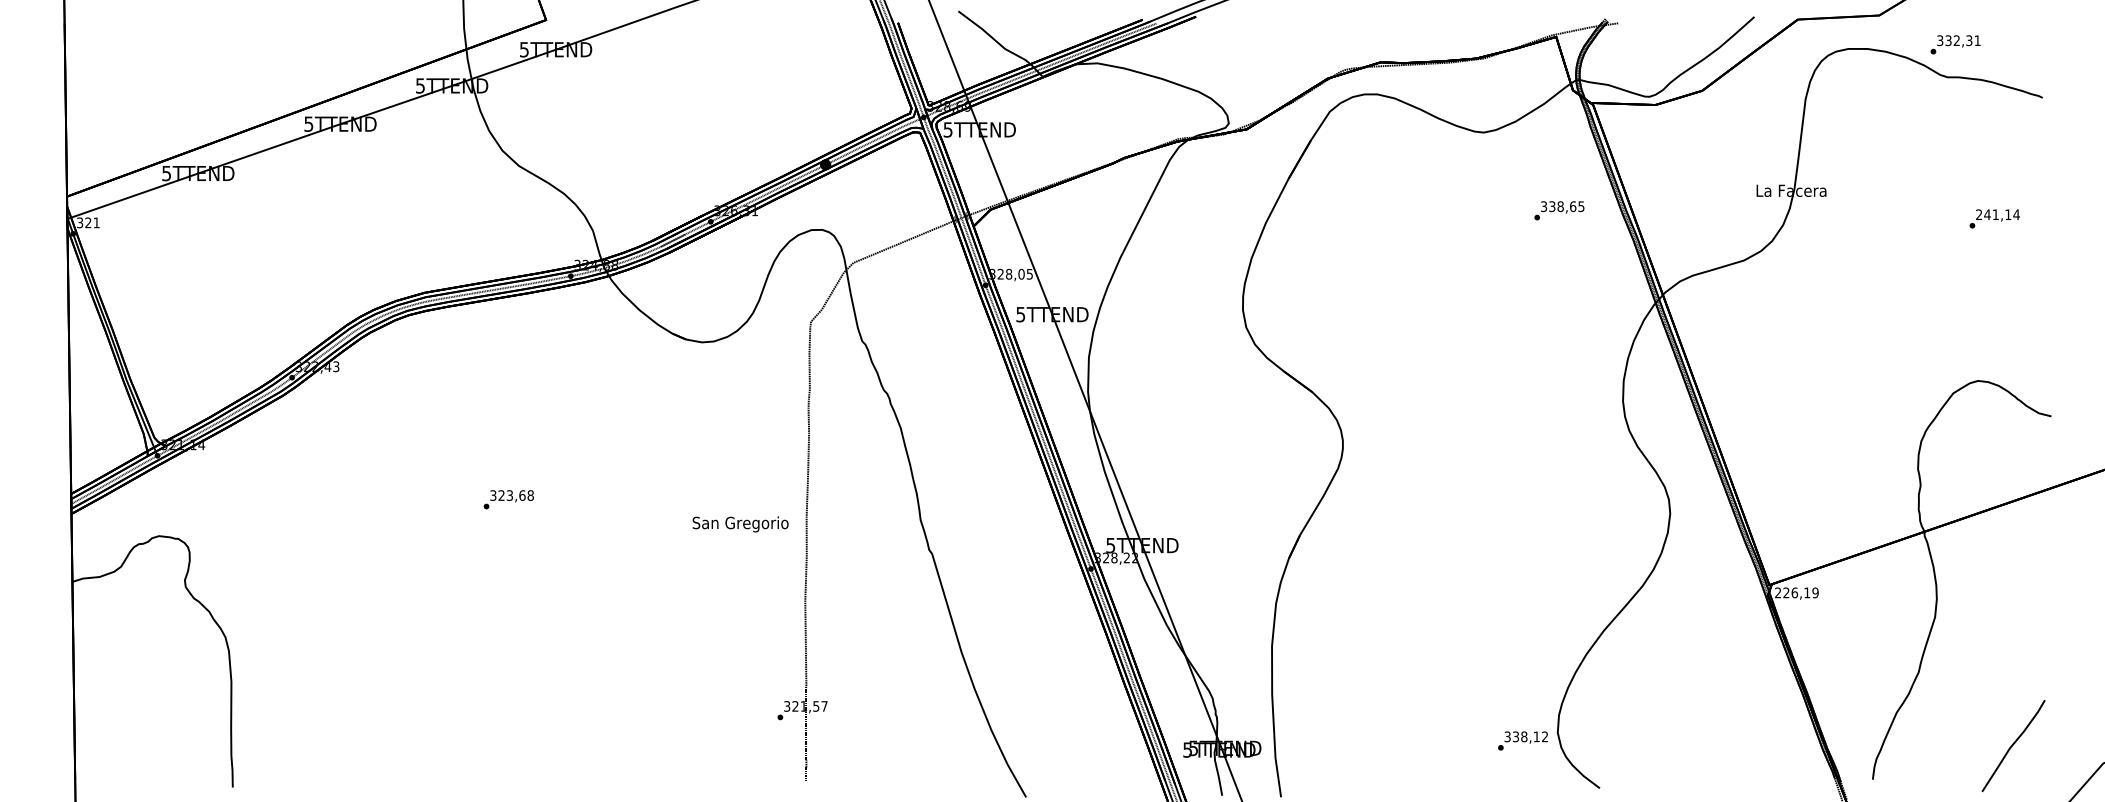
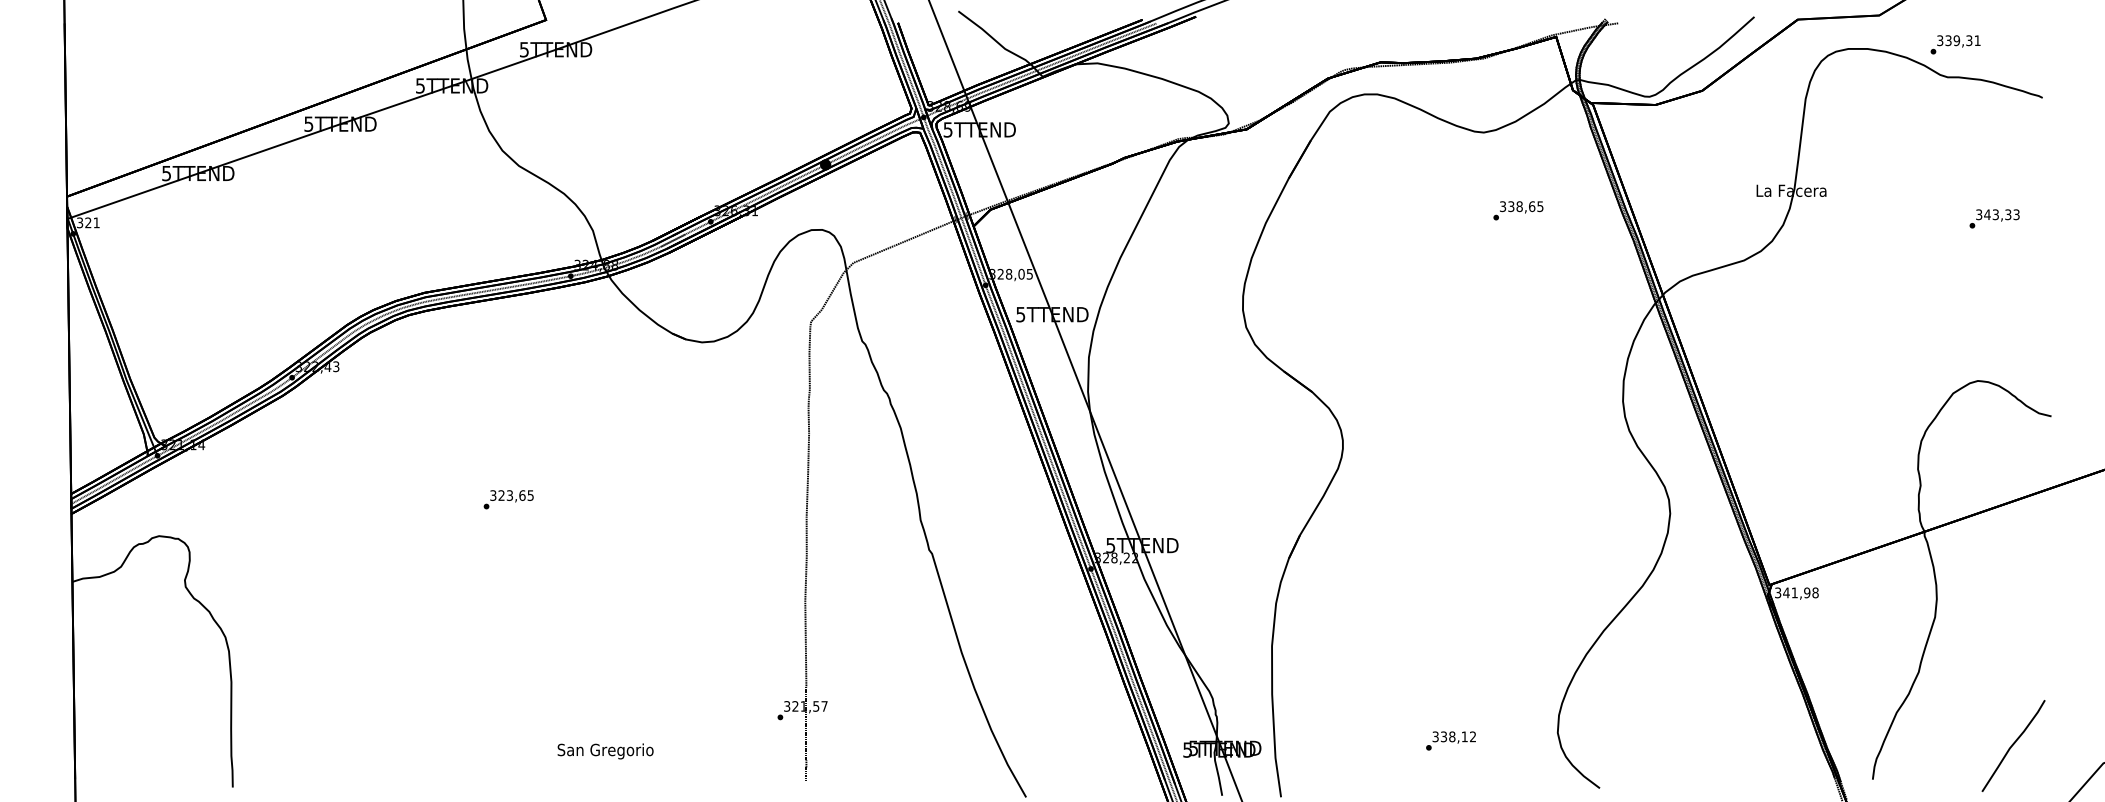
text: 332,31 -> 339,31 (1956, 40)
text position: (1559, 210) -> (1518, 210) (1518, 210)
text: 241,14 -> 343,33 (1997, 214)
text: 323,68 -> 323,65 (530, 495)
text position: (740, 524) -> (605, 751) (605, 751)
text: 226,19 -> 341,98 (1796, 592)
text position: (1522, 740) -> (1450, 740) (1450, 740)
